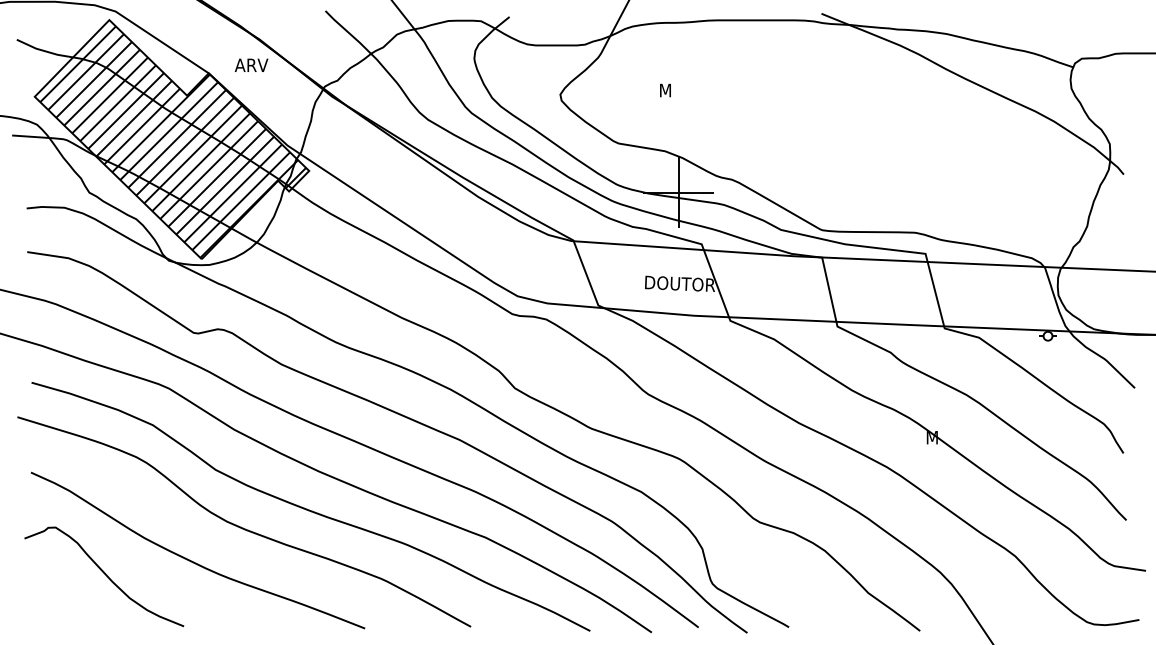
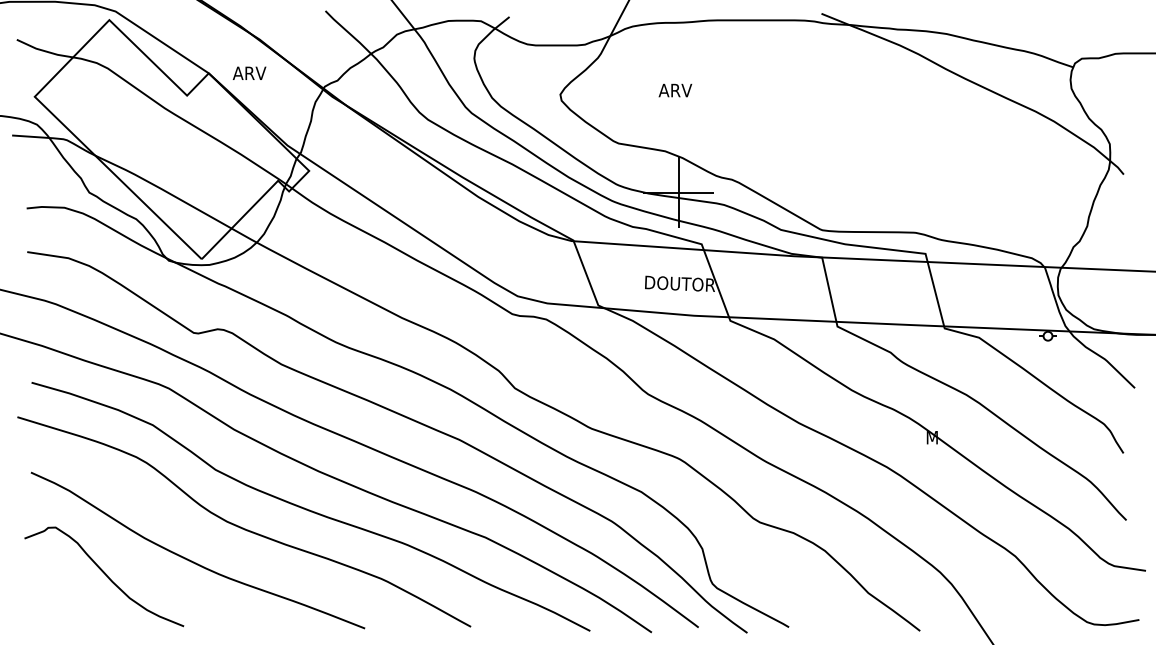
text position: (251, 64) -> (249, 72) (249, 72)
text: M -> ARV (675, 90)
hatch: present -> none (173, 141)
